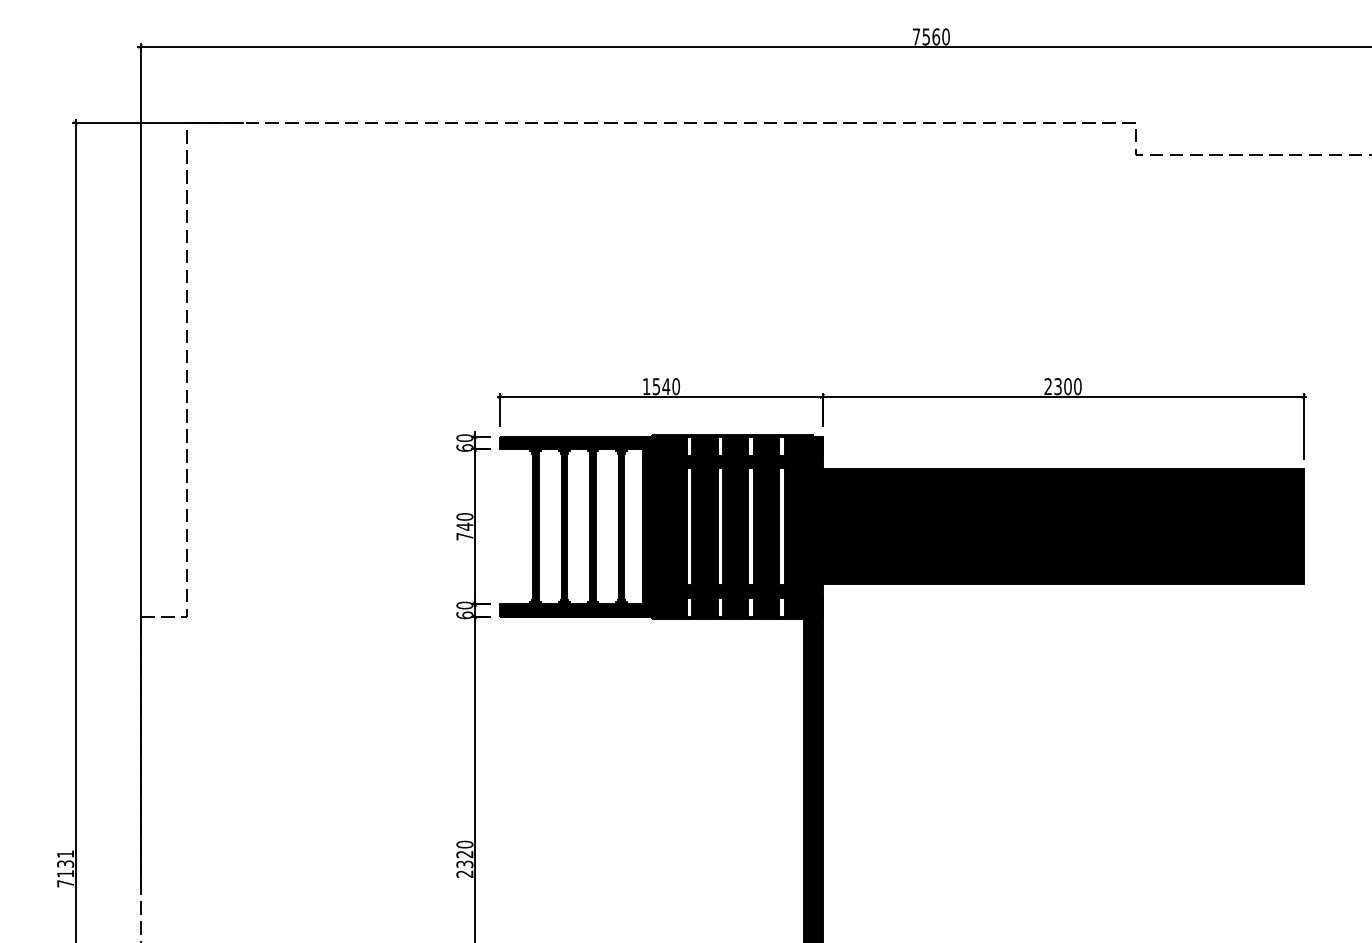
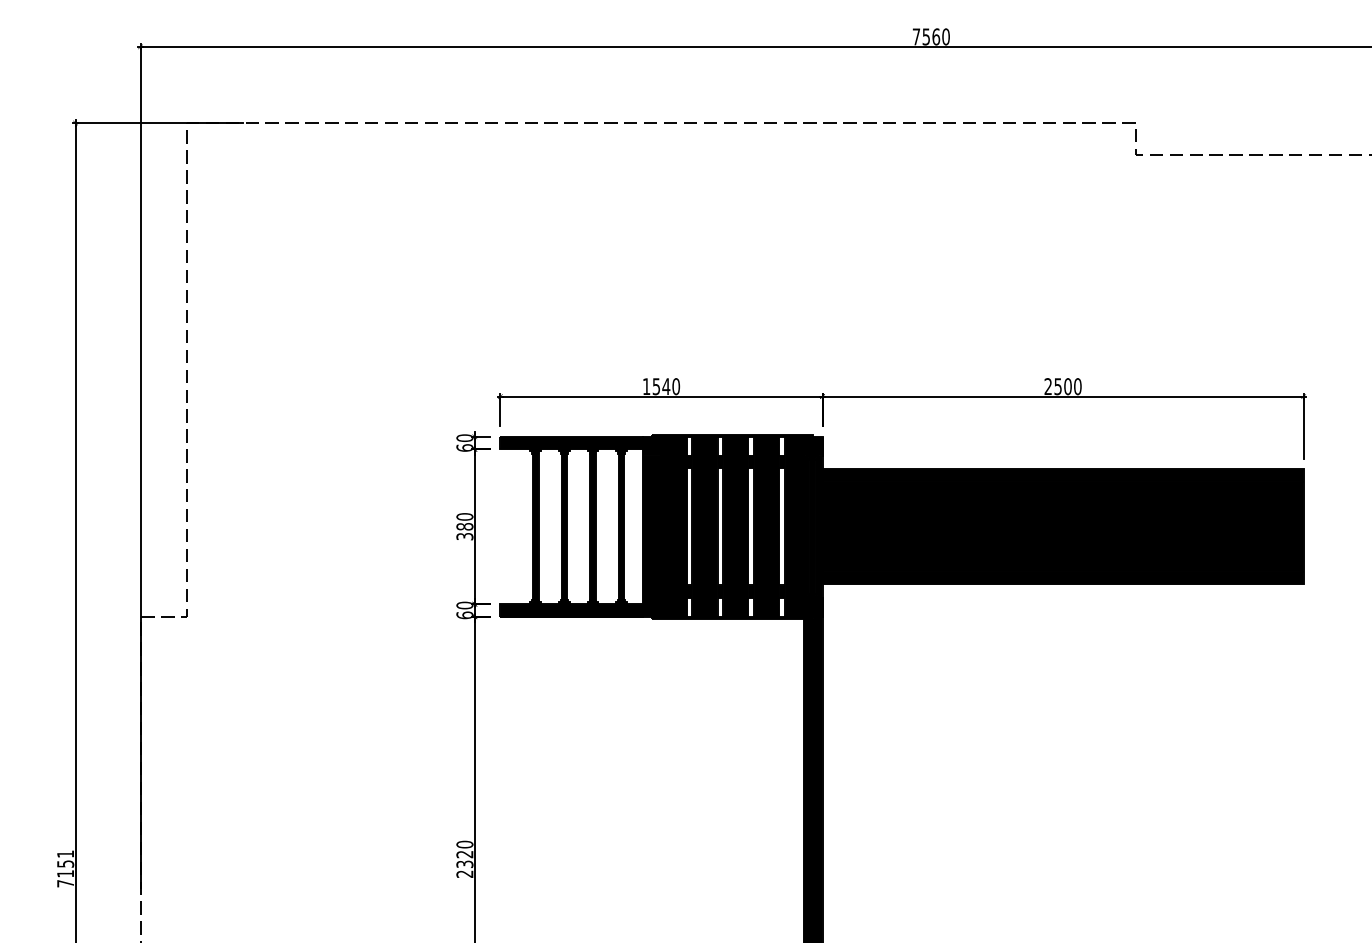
text: 2300 -> 2500 (1057, 386)
text: 740 -> 380 (464, 531)
text: 7131 -> 7151 (65, 863)
